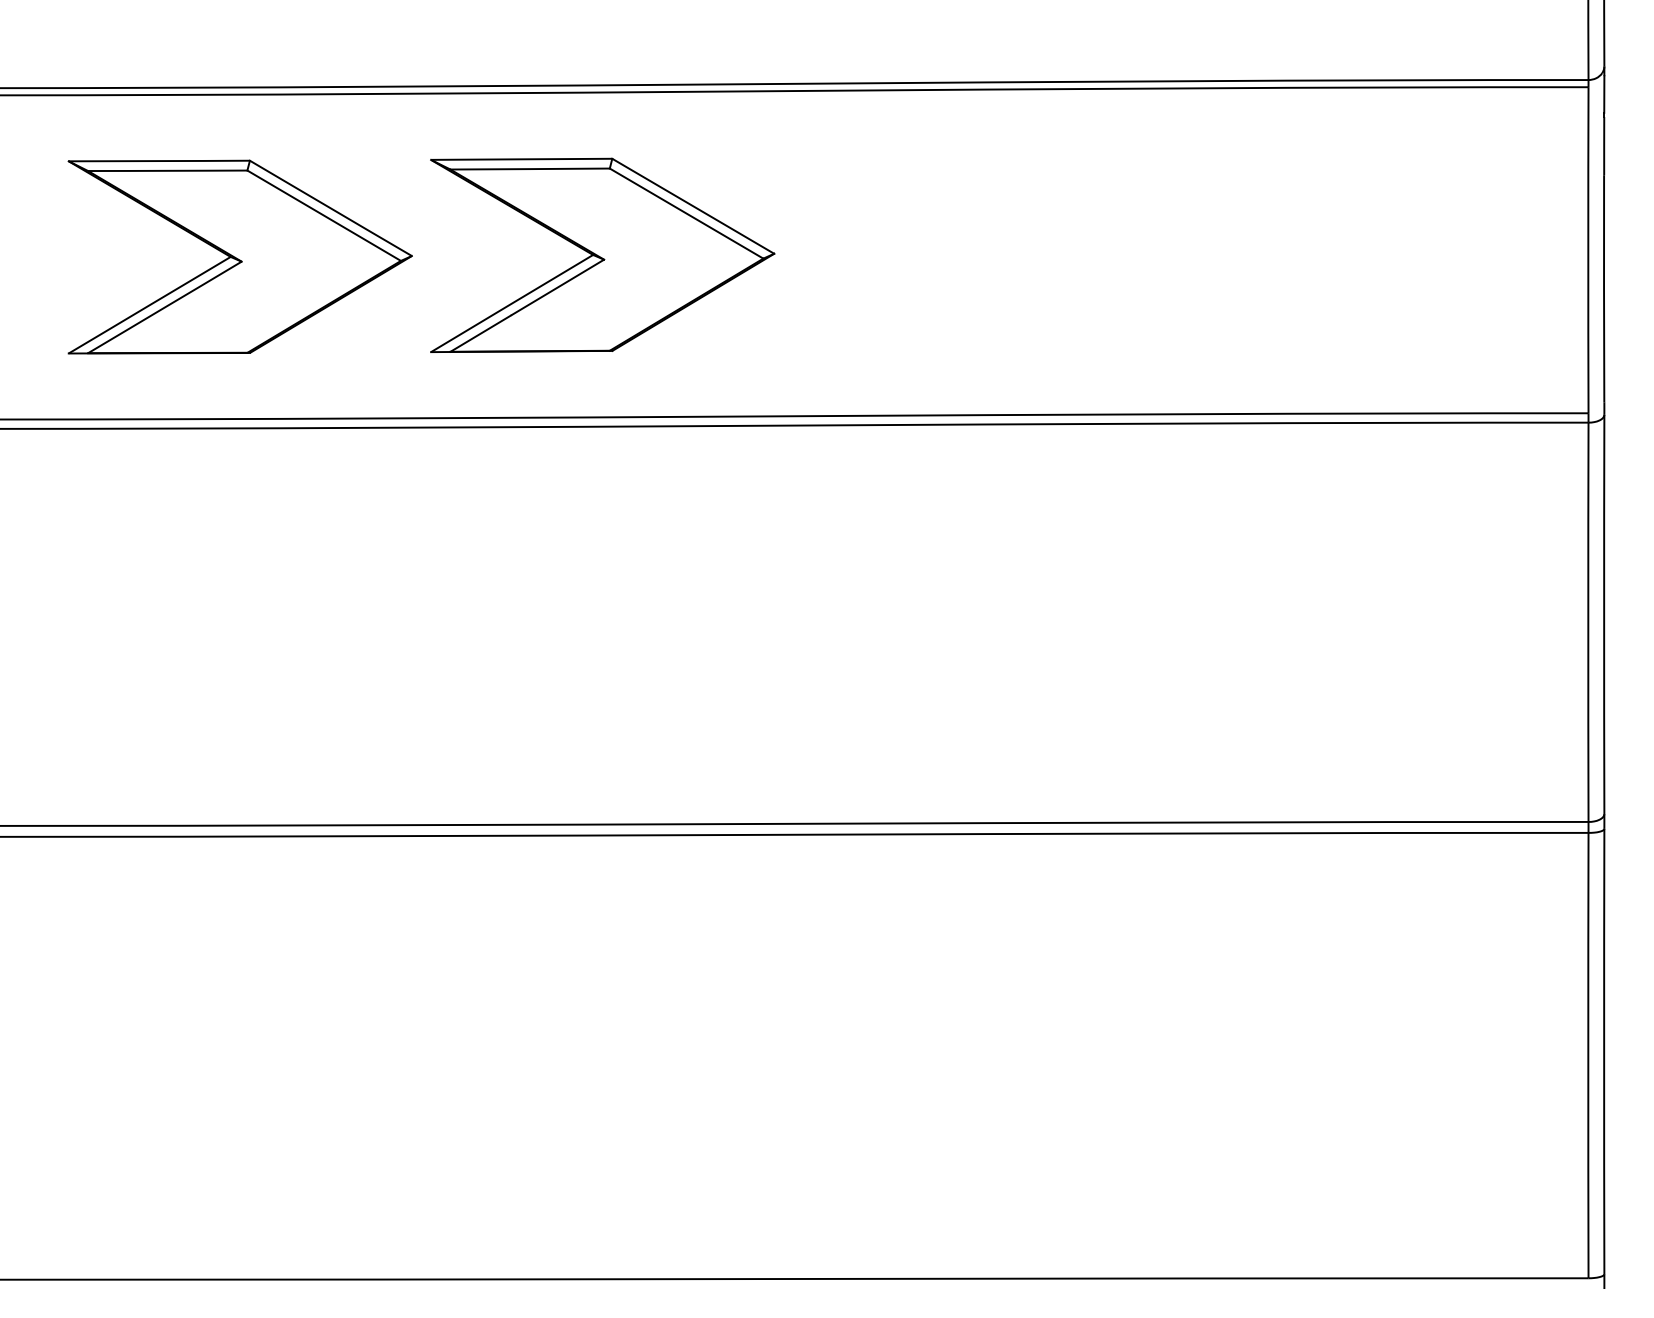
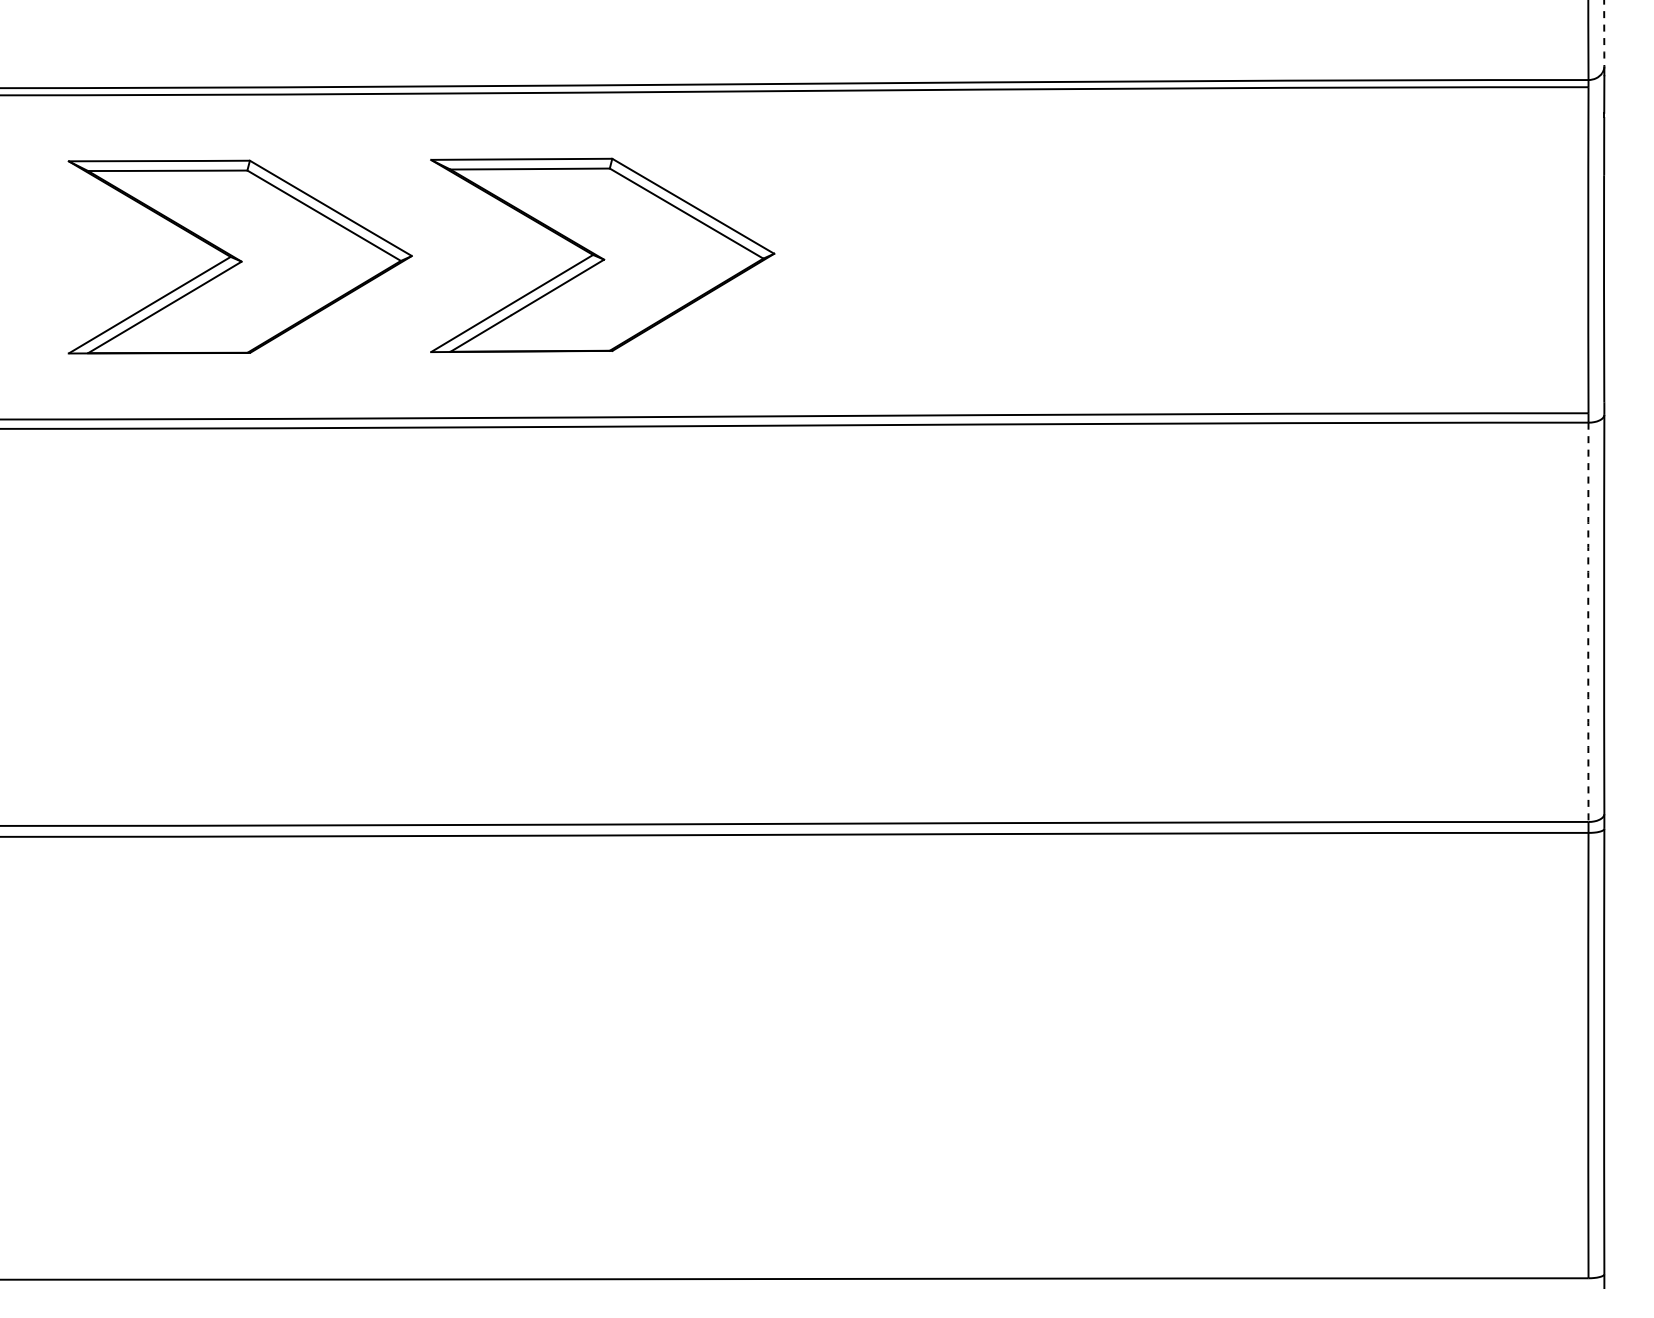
arc: solid -> dashed (1604, 33)
arc: solid -> dashed (1588, 622)
